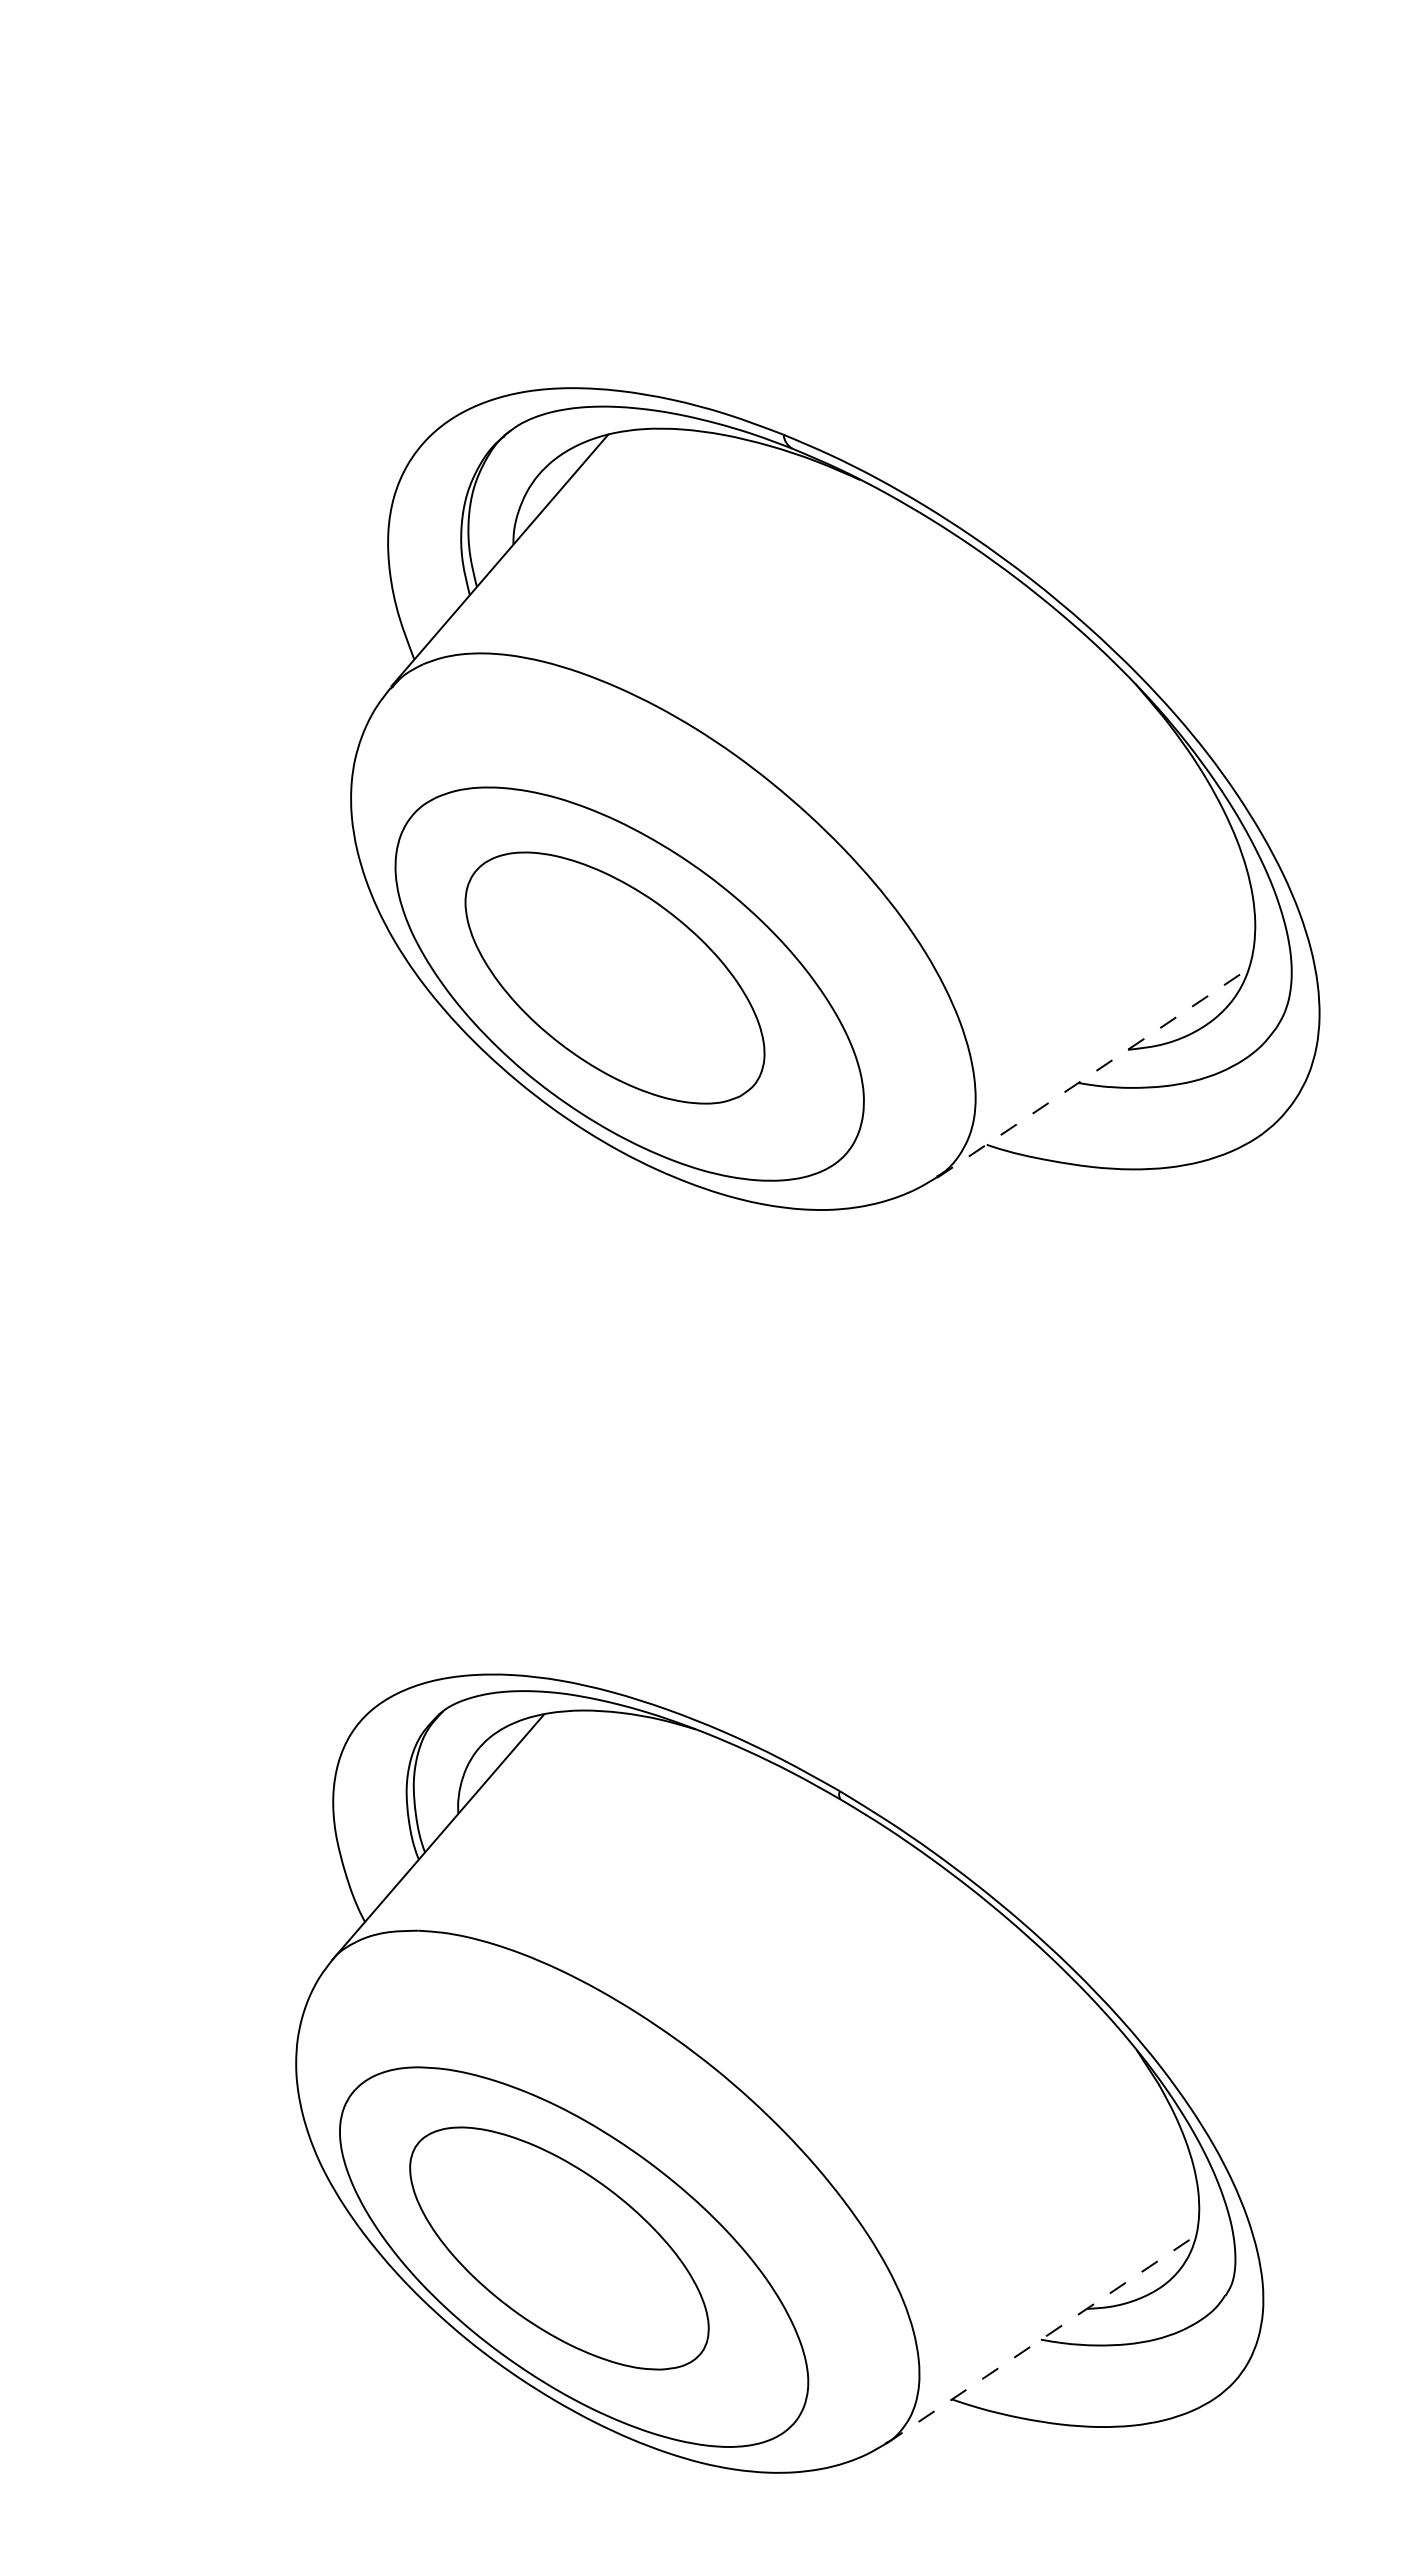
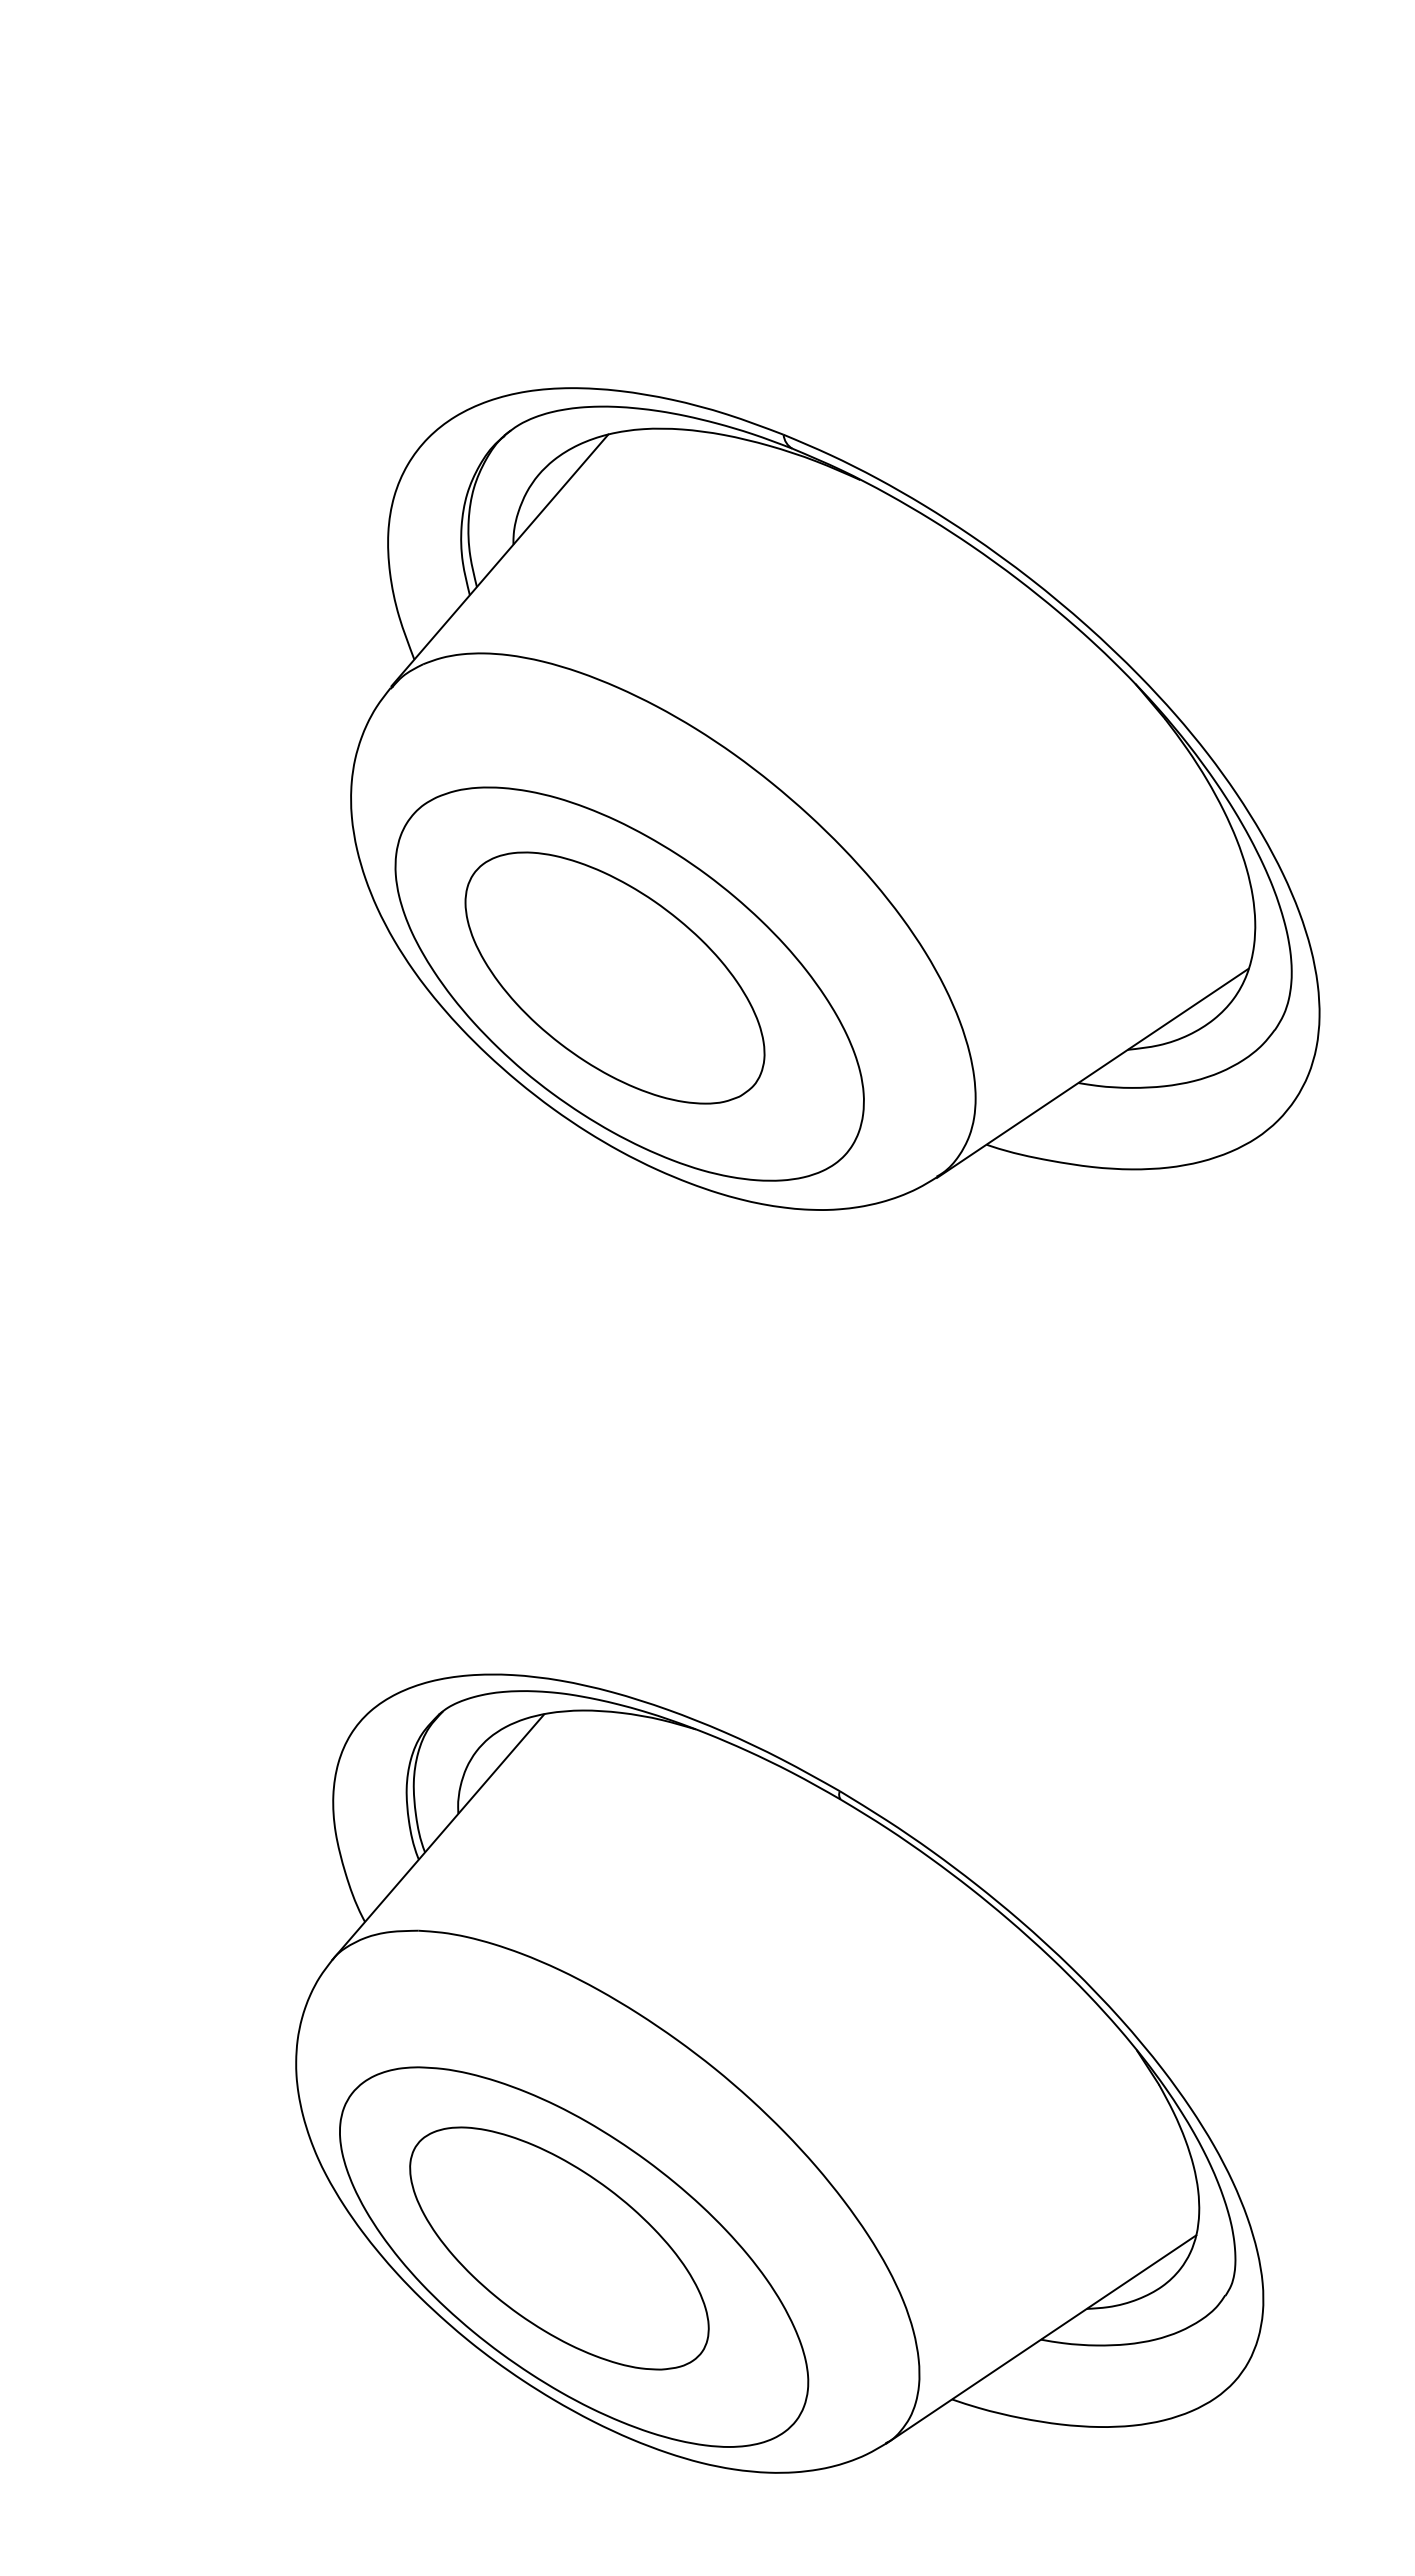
line: dashed -> solid (1093, 1073)
line: dashed -> solid (1041, 2339)
